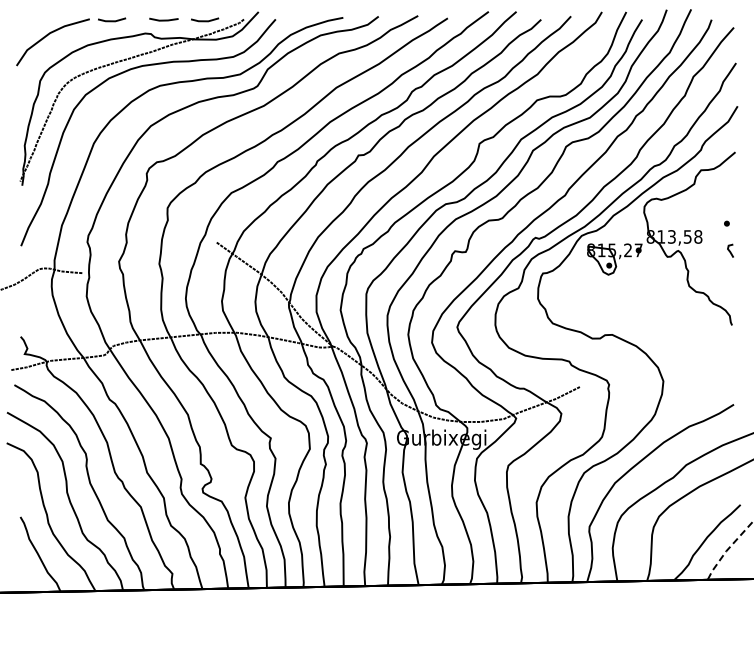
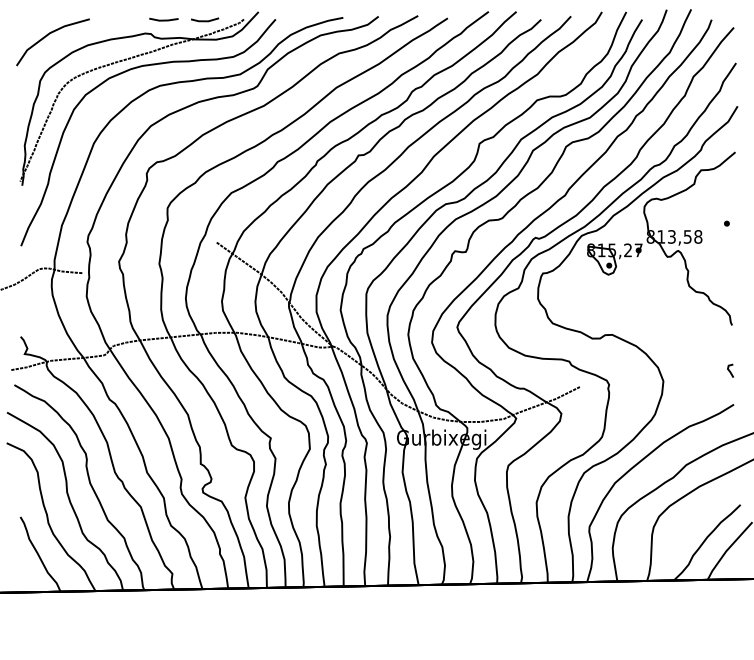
line: present -> none (112, 20)
line position: (730, 250) -> (730, 370) (730, 370)
line: dashed -> solid (726, 550)
